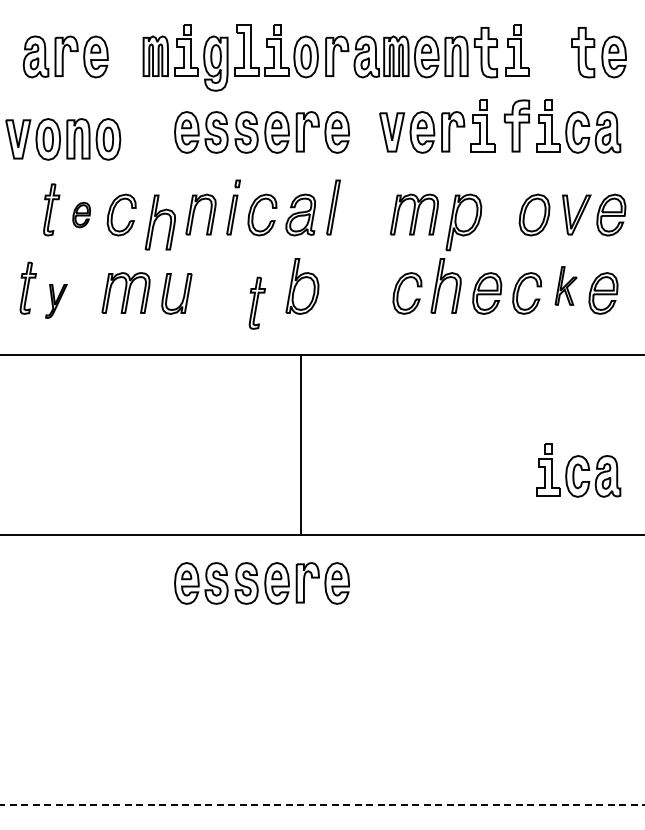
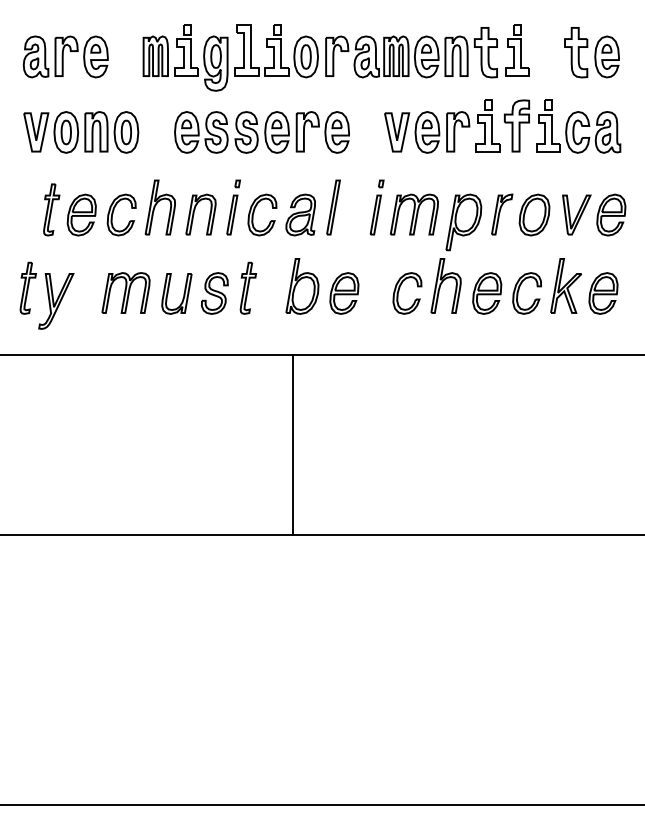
part position: (598, 52) -> (591, 52) (591, 52)
part position: (437, 126) -> (442, 126) (442, 126)
part position: (63, 139) -> (81, 132) (81, 132)
part: none -> present (376, 207)
part size: 19x28 px -> 31x44 px (81, 214)
part: none -> present (502, 214)
part position: (159, 222) -> (159, 207) (159, 207)
part size: 24x40 px -> 32x56 px (565, 285)
part: none -> present (214, 293)
part: none -> present (344, 293)
part size: 23x35 px -> 37x57 px (56, 301)
part position: (257, 302) -> (248, 287) (248, 287)
line position: (301, 444) -> (293, 444) (293, 444)
part: present -> none (578, 470)
part: present -> none (261, 583)
line: dashed -> solid (323, 805)
